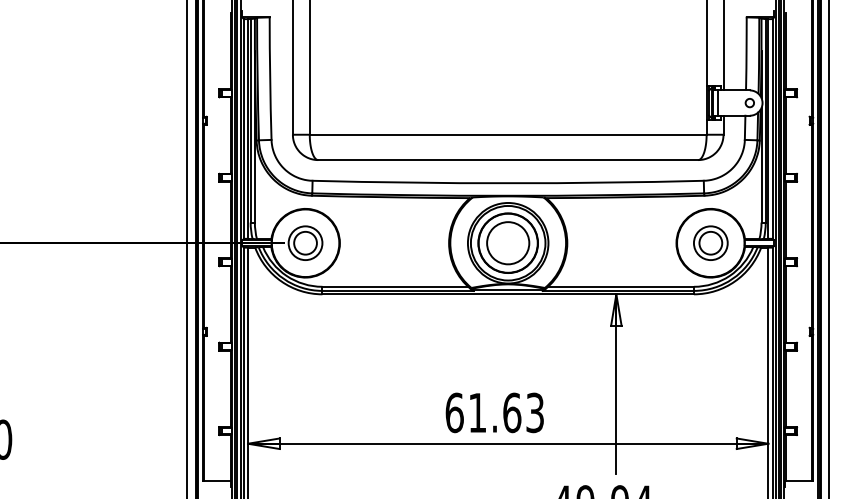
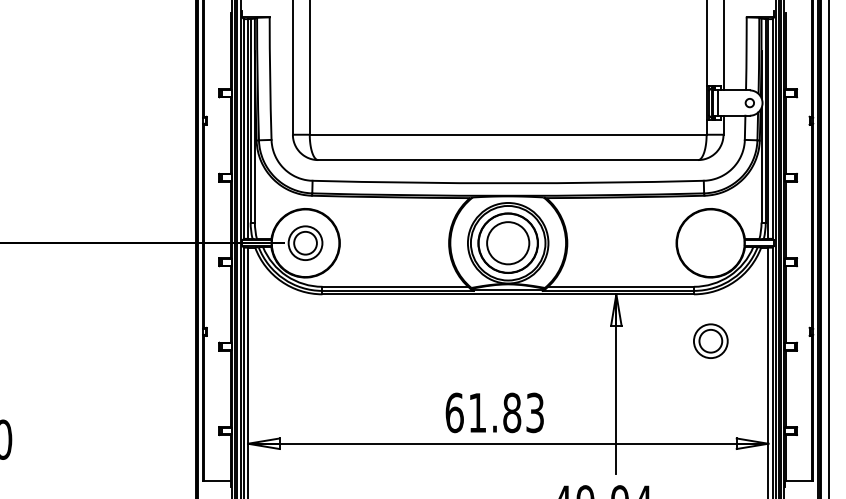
part position: (710, 242) -> (710, 340) (710, 340)
line: present -> none (187, 248)
text: 61.63 -> 61.83 (512, 412)
